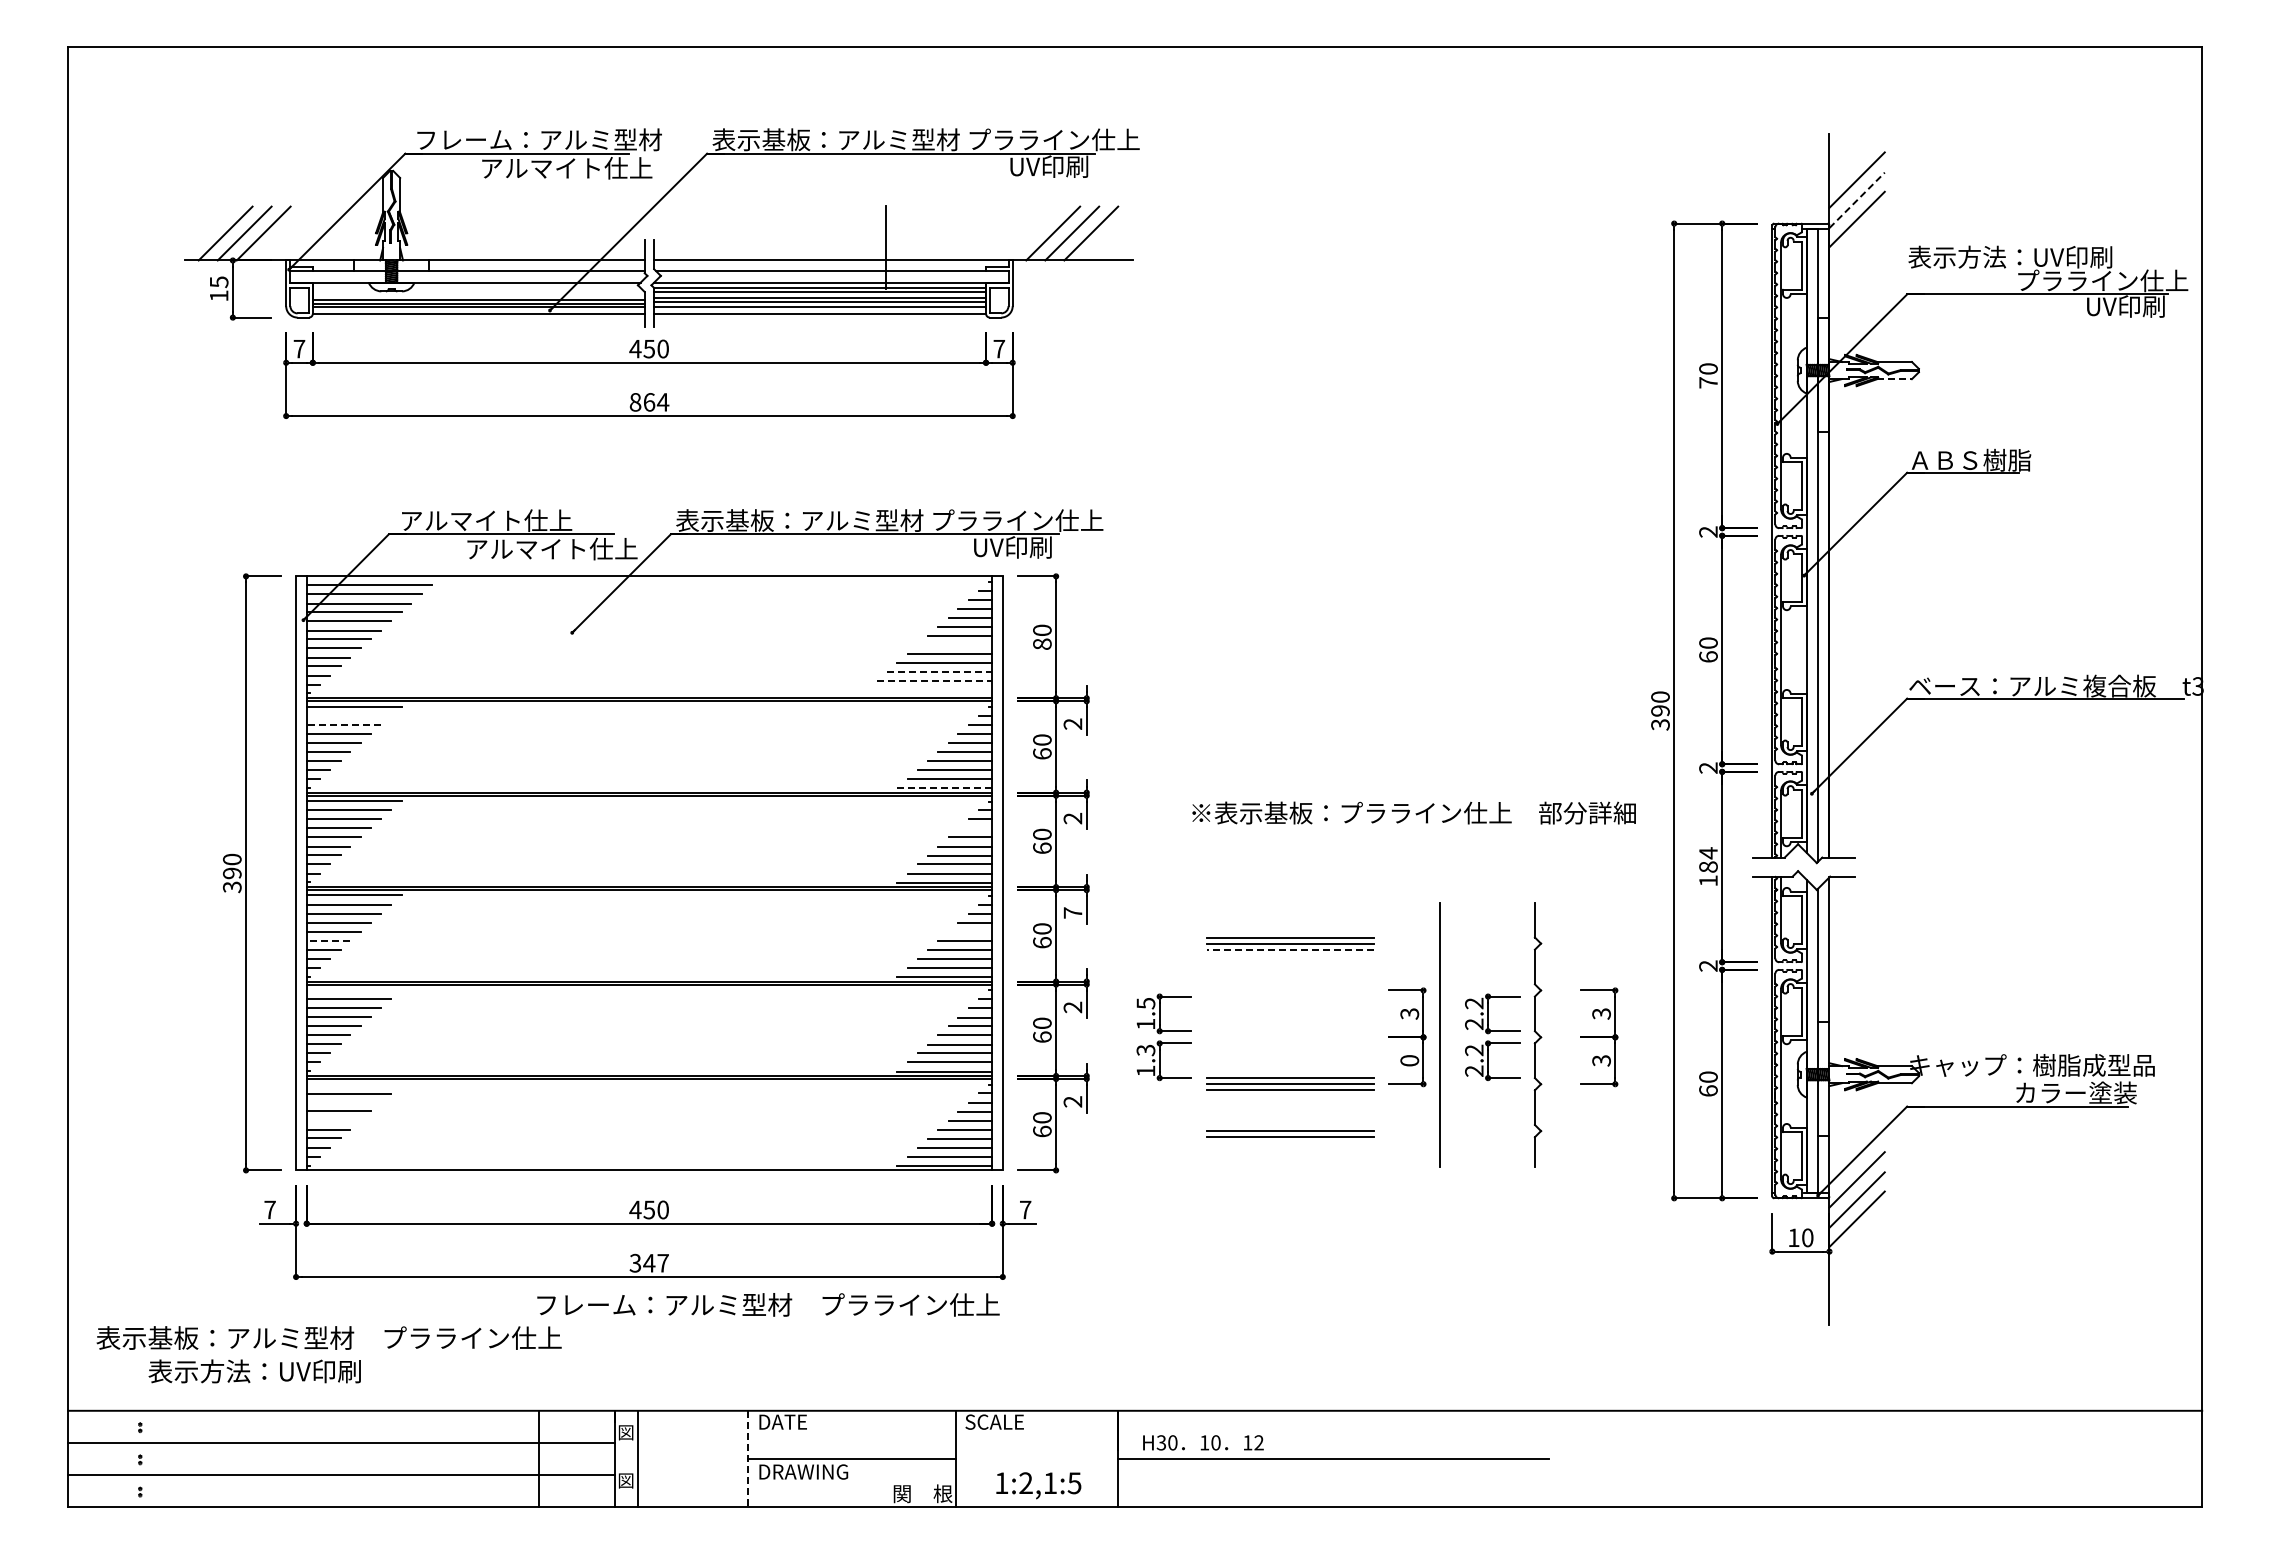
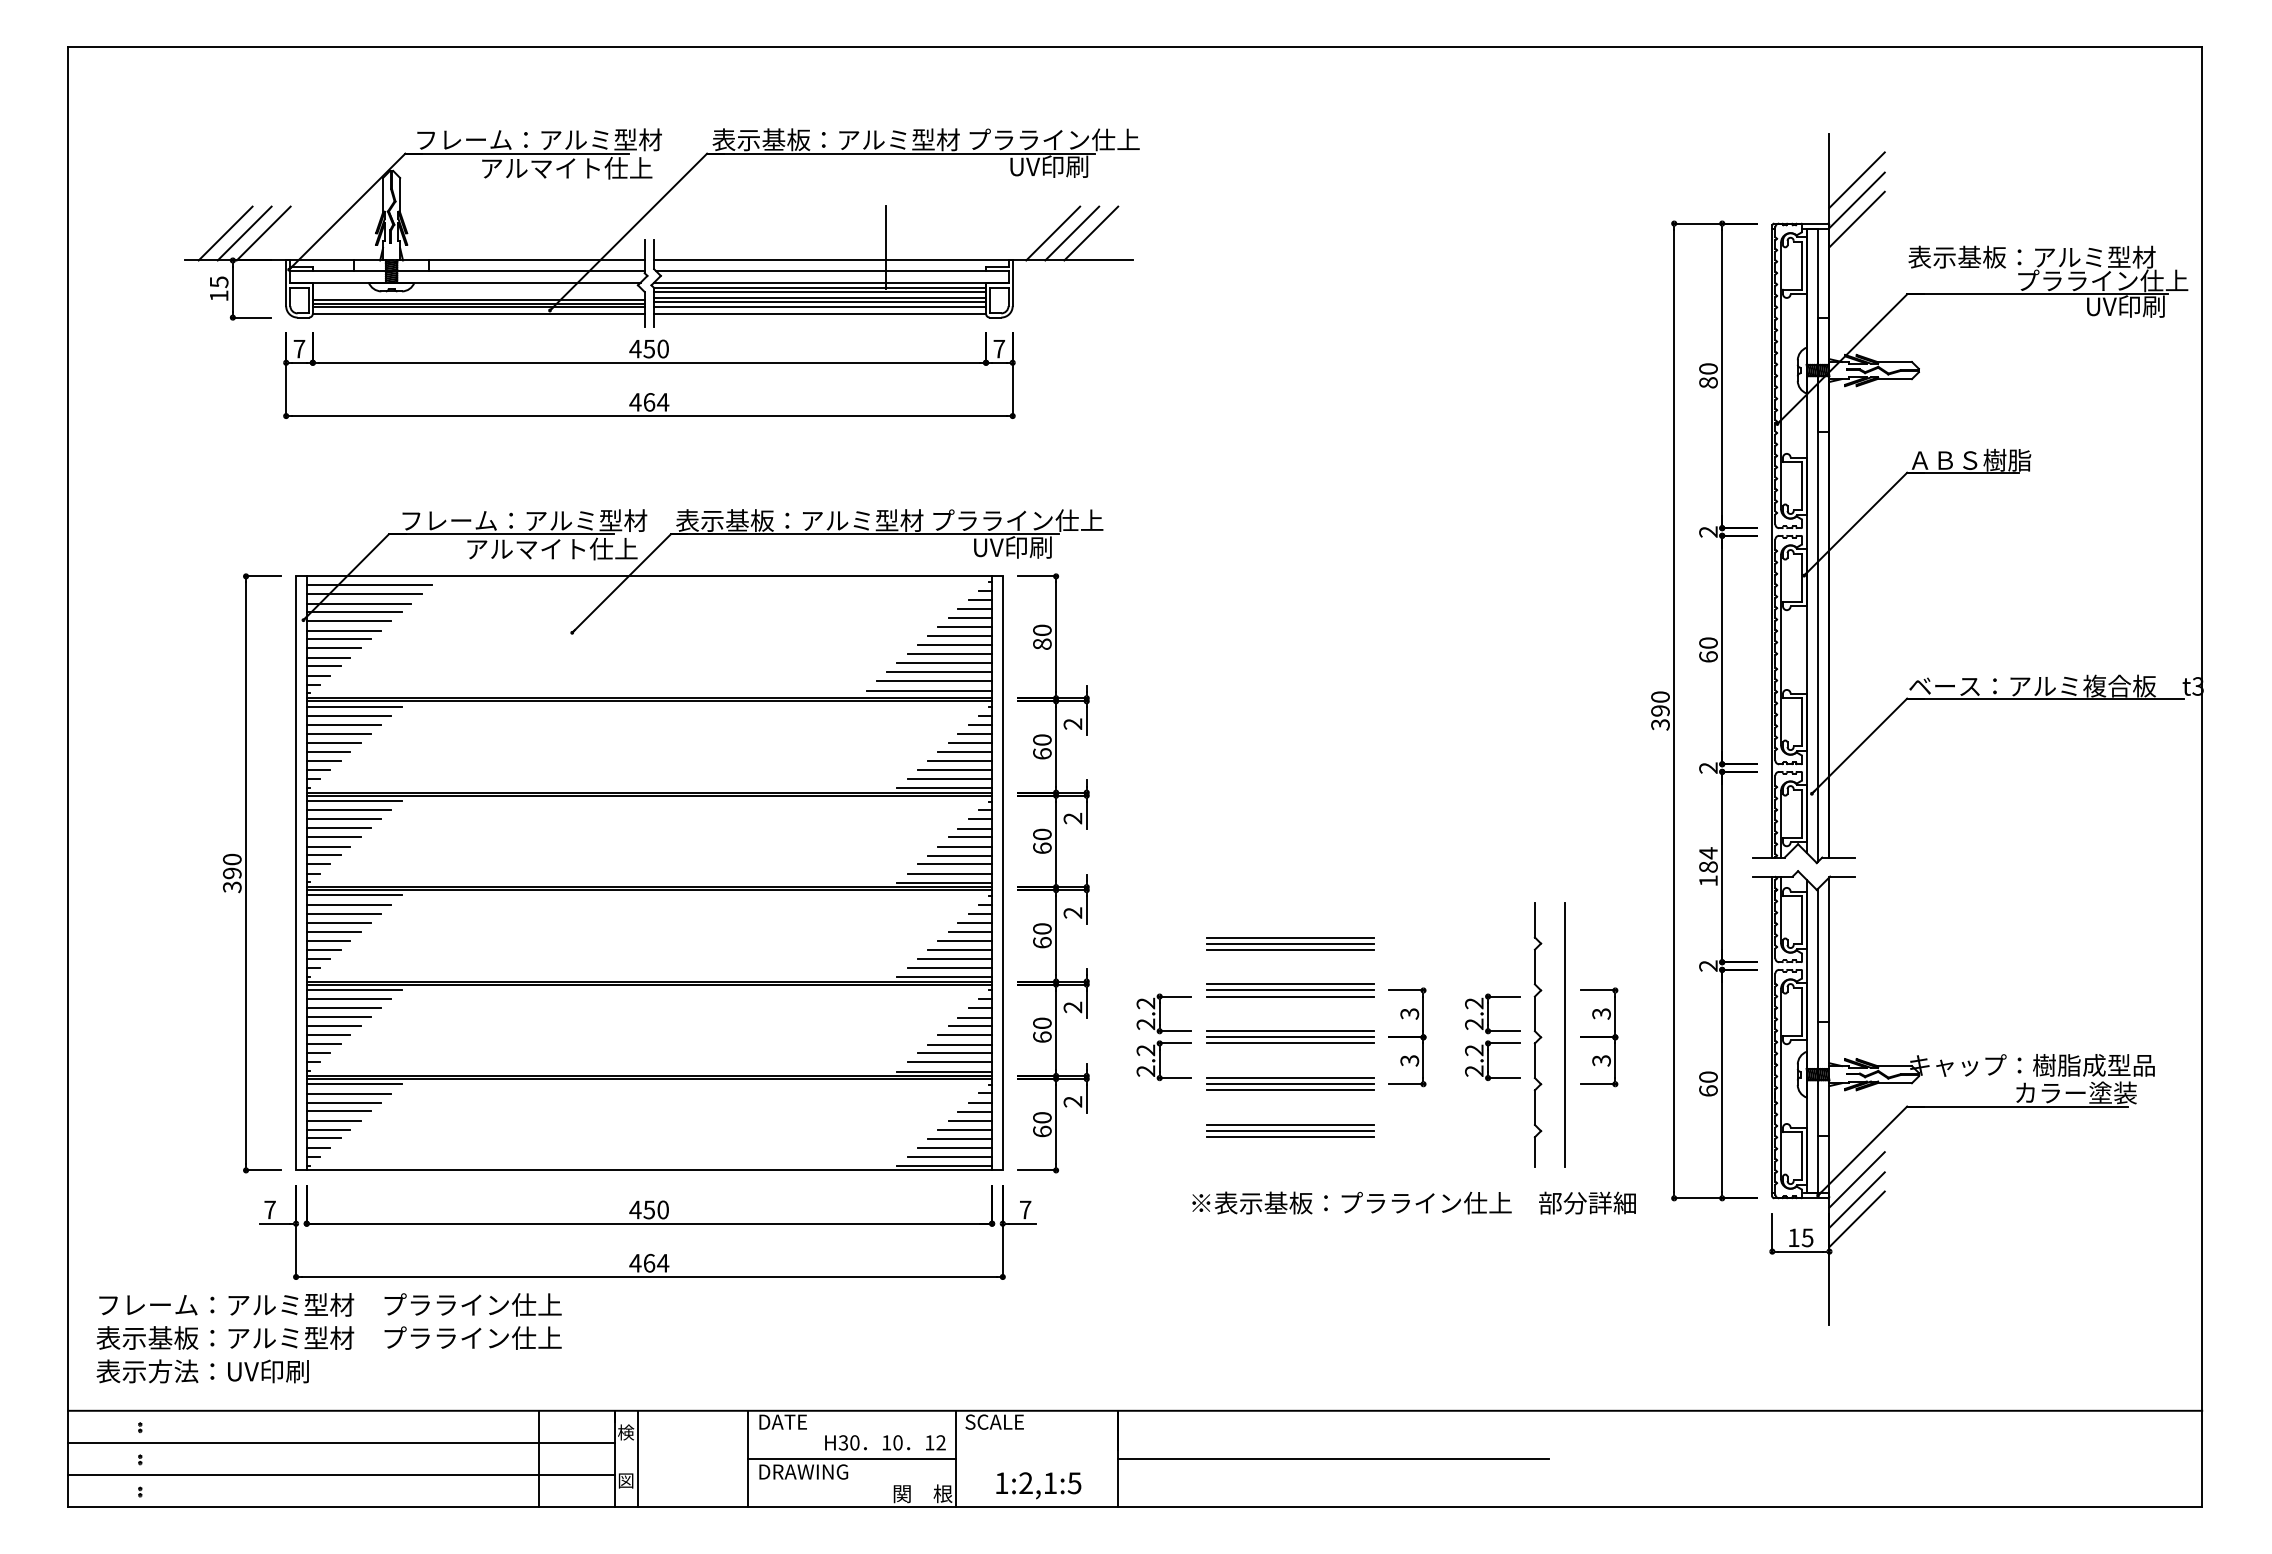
line: dashed -> solid (1857, 200)
text: 表示方法：UV印刷 -> 表示基板：アルミ型材 (2056, 256)
line: dashed -> solid (1895, 379)
text: 70 -> 80 (1708, 382)
text: 864 -> 464 (635, 402)
text: アルマイト仕上 -> フレーム：アルミ型材 (524, 520)
line: none -> present (955, 645)
line: dashed -> solid (940, 672)
line: dashed -> solid (934, 681)
line: none -> present (929, 690)
line: none -> present (348, 715)
line: dashed -> solid (343, 725)
line: dashed -> solid (945, 788)
text position: (1413, 812) -> (1413, 1202) (1413, 1202)
line: none -> present (975, 828)
text: 7 -> 2 (1072, 912)
line: none -> present (970, 931)
line: dashed -> solid (328, 940)
line: dashed -> solid (1290, 949)
line: none -> present (353, 989)
part: none -> present (1290, 990)
text: 1.5 -> 2.2 (1145, 1013)
line position: (1439, 1034) -> (1564, 1034) (1564, 1034)
part: none -> present (1290, 1036)
text: 1.3 -> 2.2 (1145, 1060)
text: 0 -> 3 (1409, 1060)
line: none -> present (353, 1084)
line: none -> present (343, 1102)
line: none -> present (333, 1120)
line: none -> present (1289, 1124)
text: 10 -> 15 (1807, 1237)
text: 347 -> 464 (649, 1262)
text position: (768, 1304) -> (330, 1304) (330, 1304)
text position: (254, 1371) -> (202, 1371) (202, 1371)
text: 図 -> 検 (626, 1432)
text position: (1203, 1442) -> (885, 1442) (885, 1442)
line: dashed -> solid (747, 1459)
